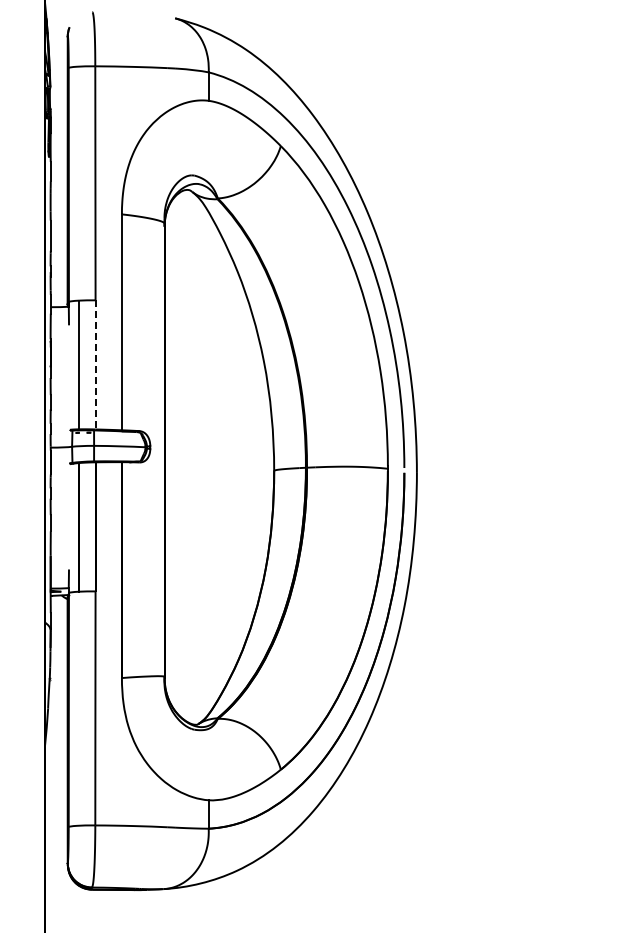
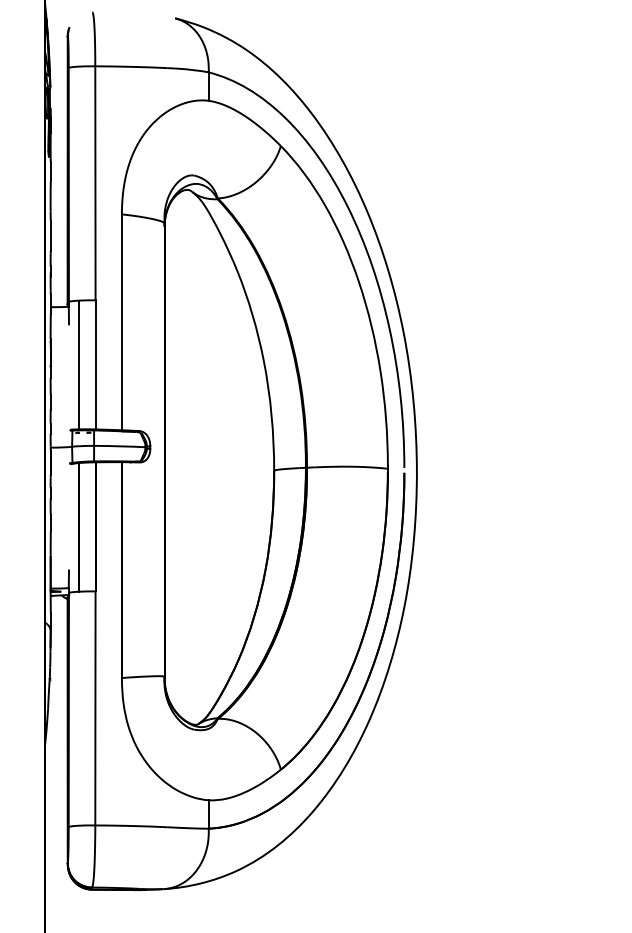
line: dashed -> solid (95, 364)
